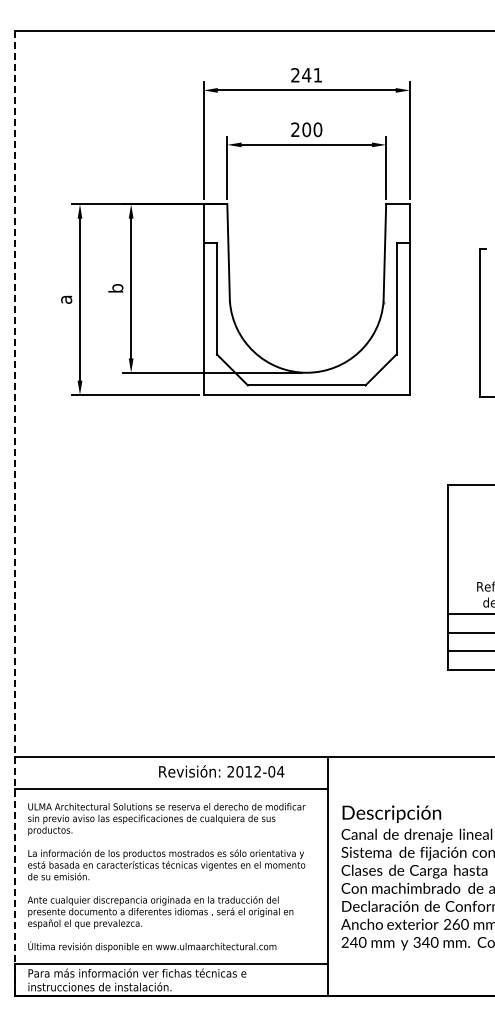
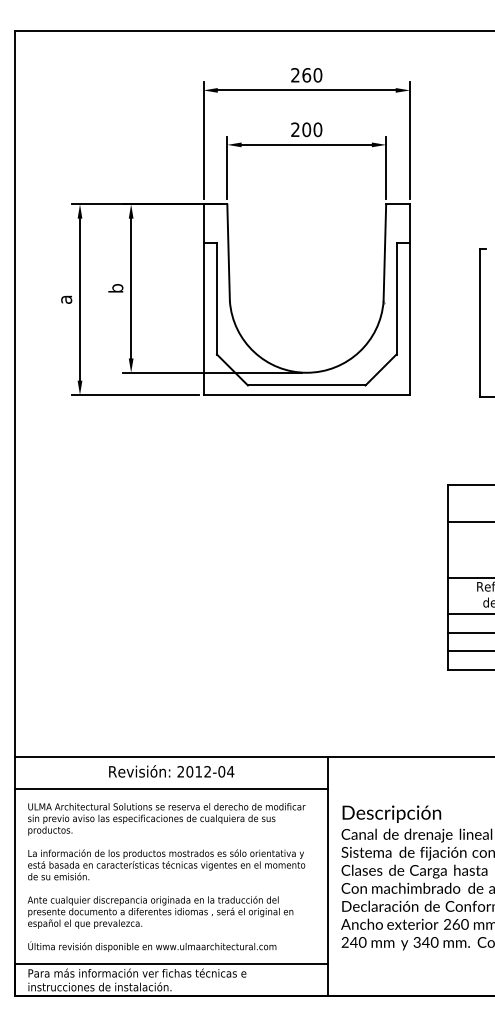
text: 241 -> 260 (312, 75)
line: dashed -> solid (14, 513)
line: none -> present (469, 522)
line: none -> present (469, 577)
text position: (221, 771) -> (171, 771) (171, 771)
